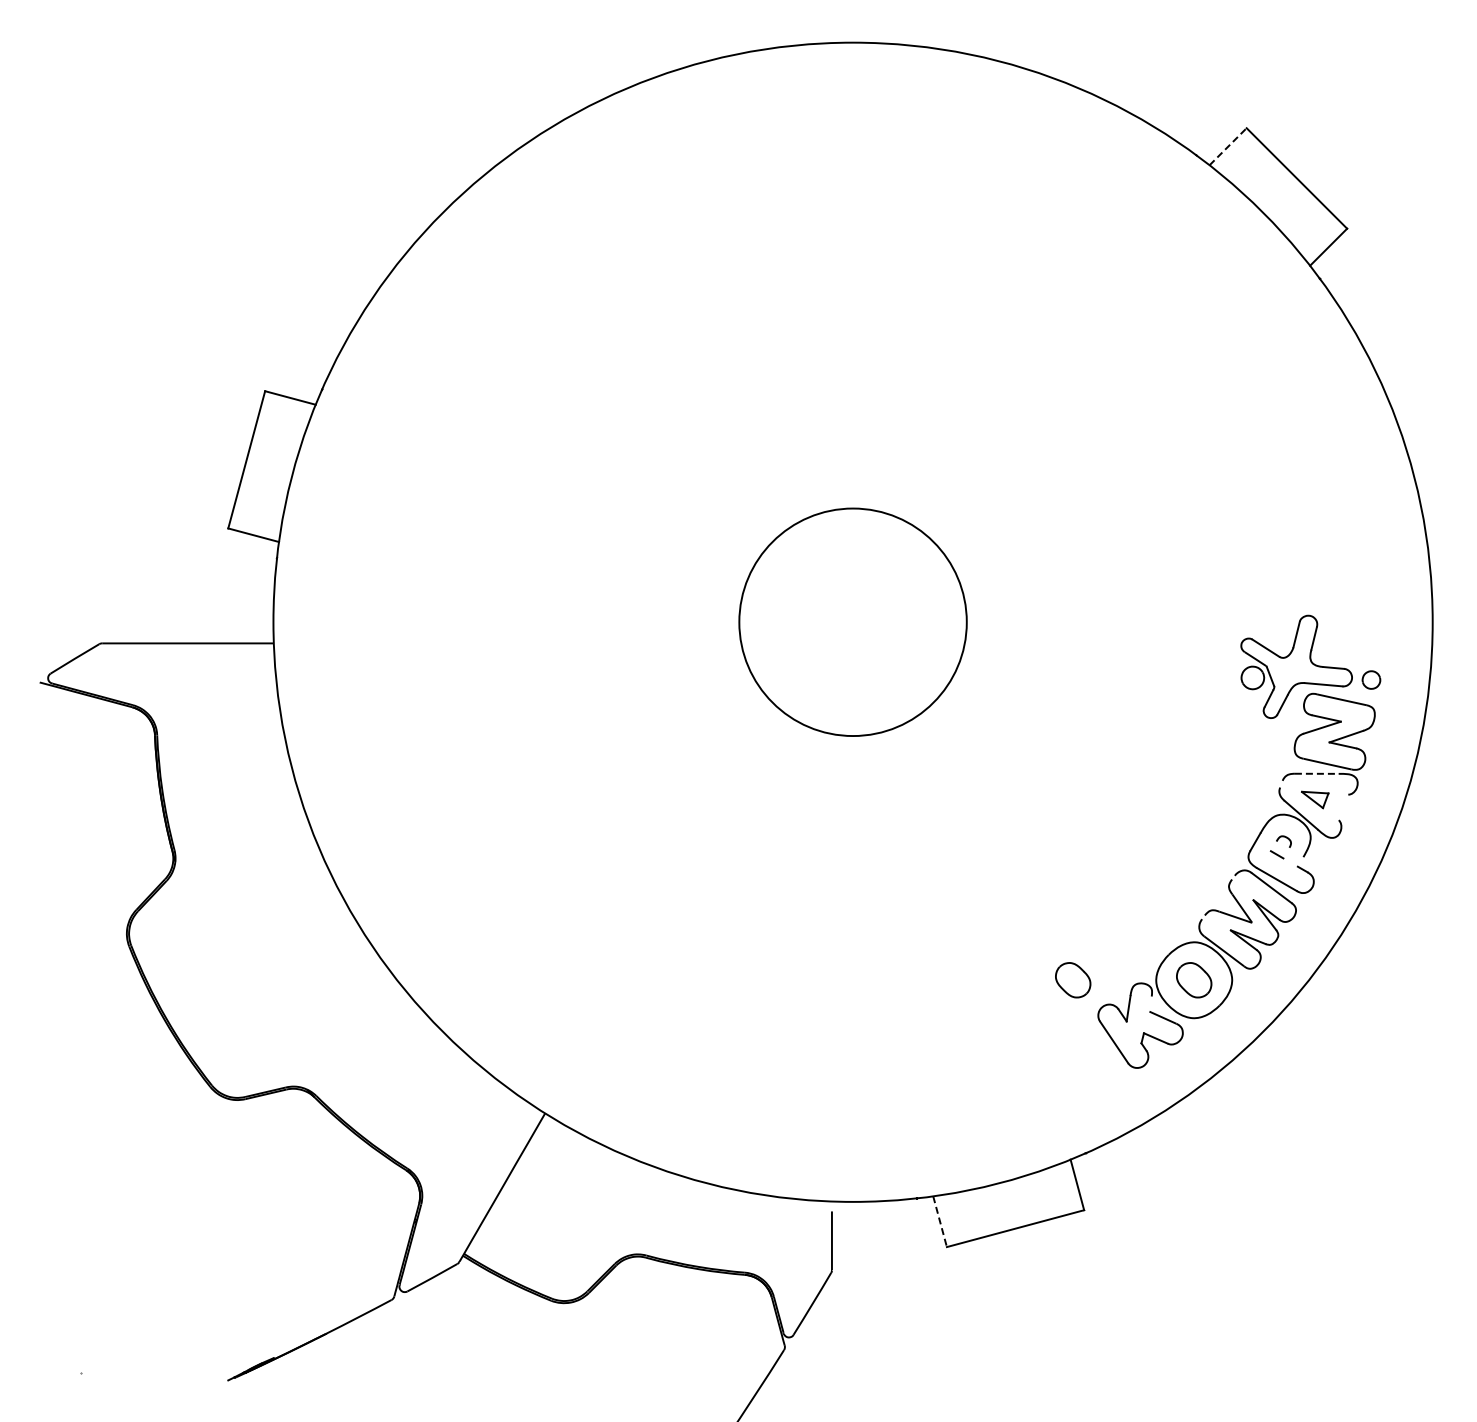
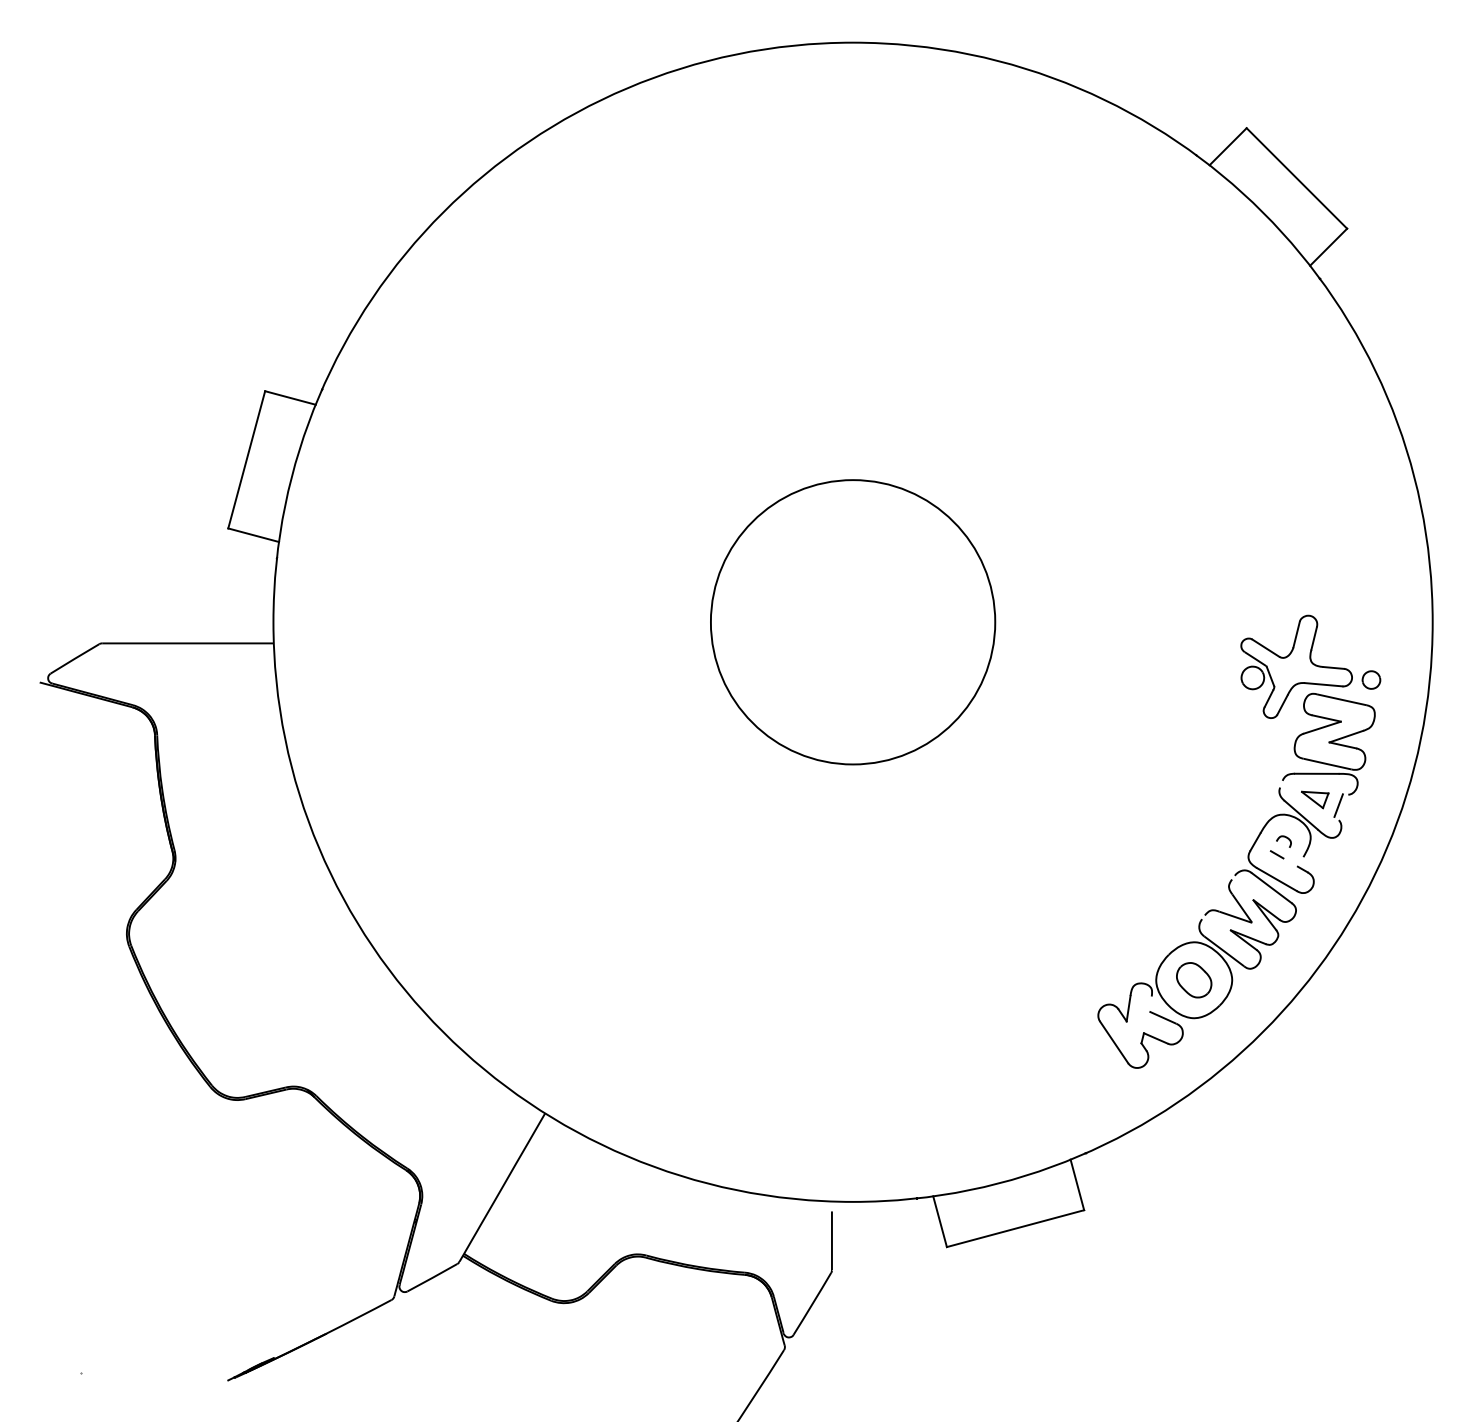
line: dashed -> solid (1228, 146)
circle diameter: 227 px -> 284 px (852, 622)
line: dashed -> solid (1316, 773)
line: none -> present (1338, 805)
part: present -> none (1073, 980)
line: dashed -> solid (940, 1222)
